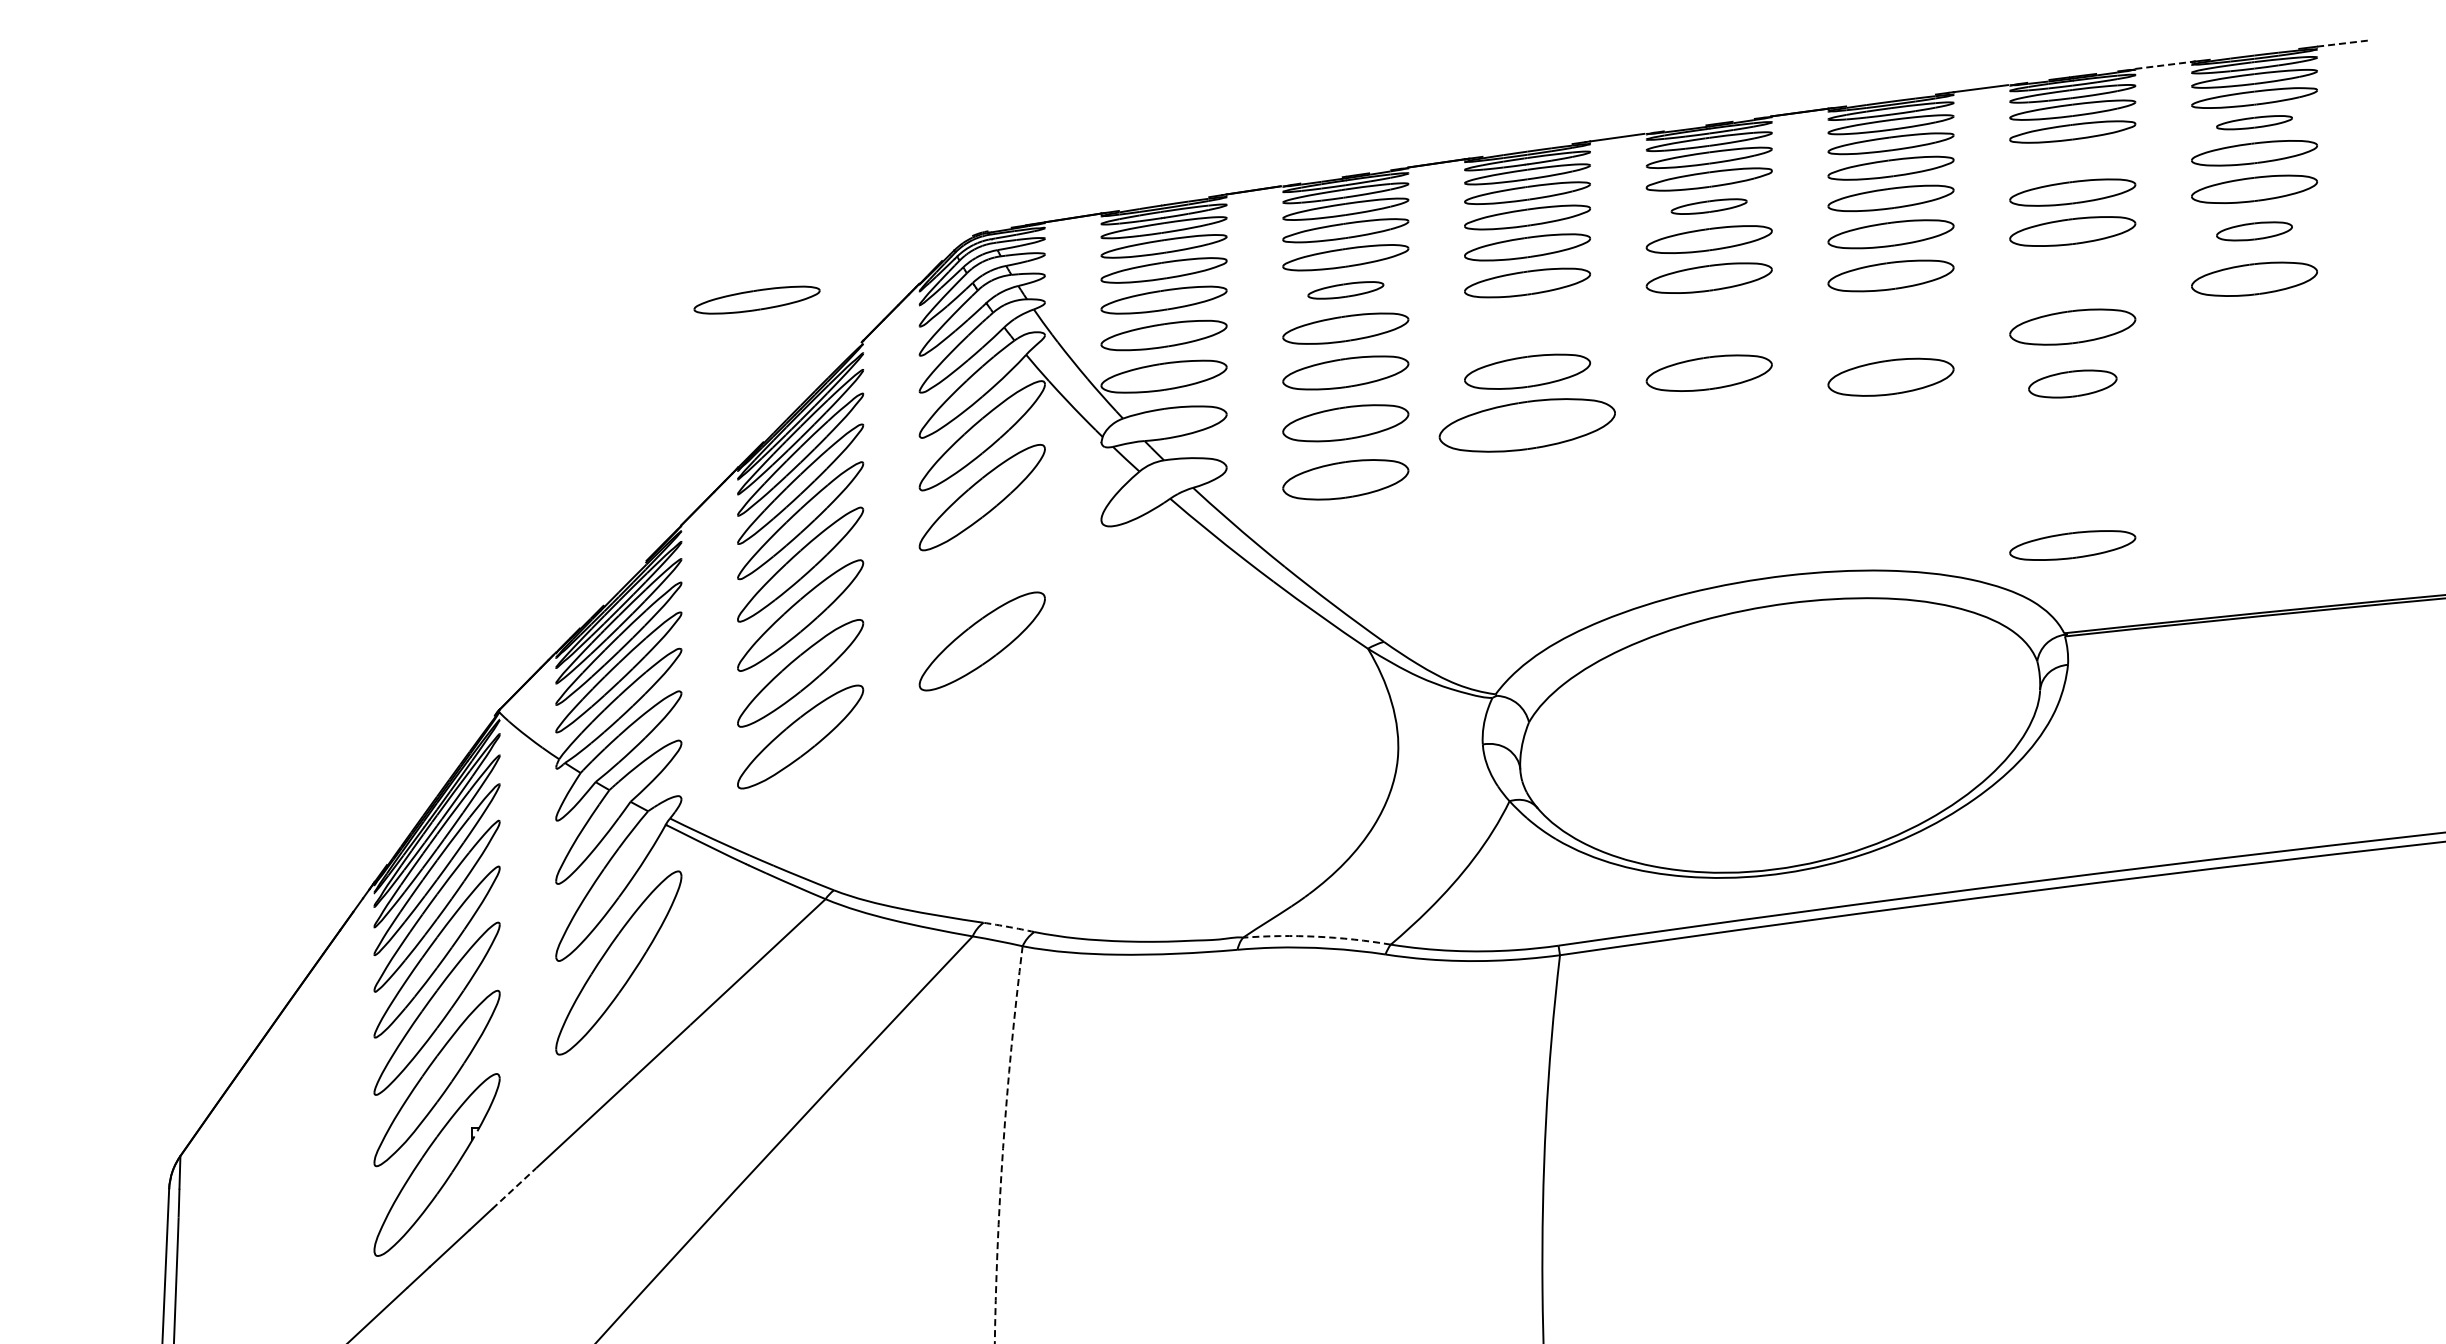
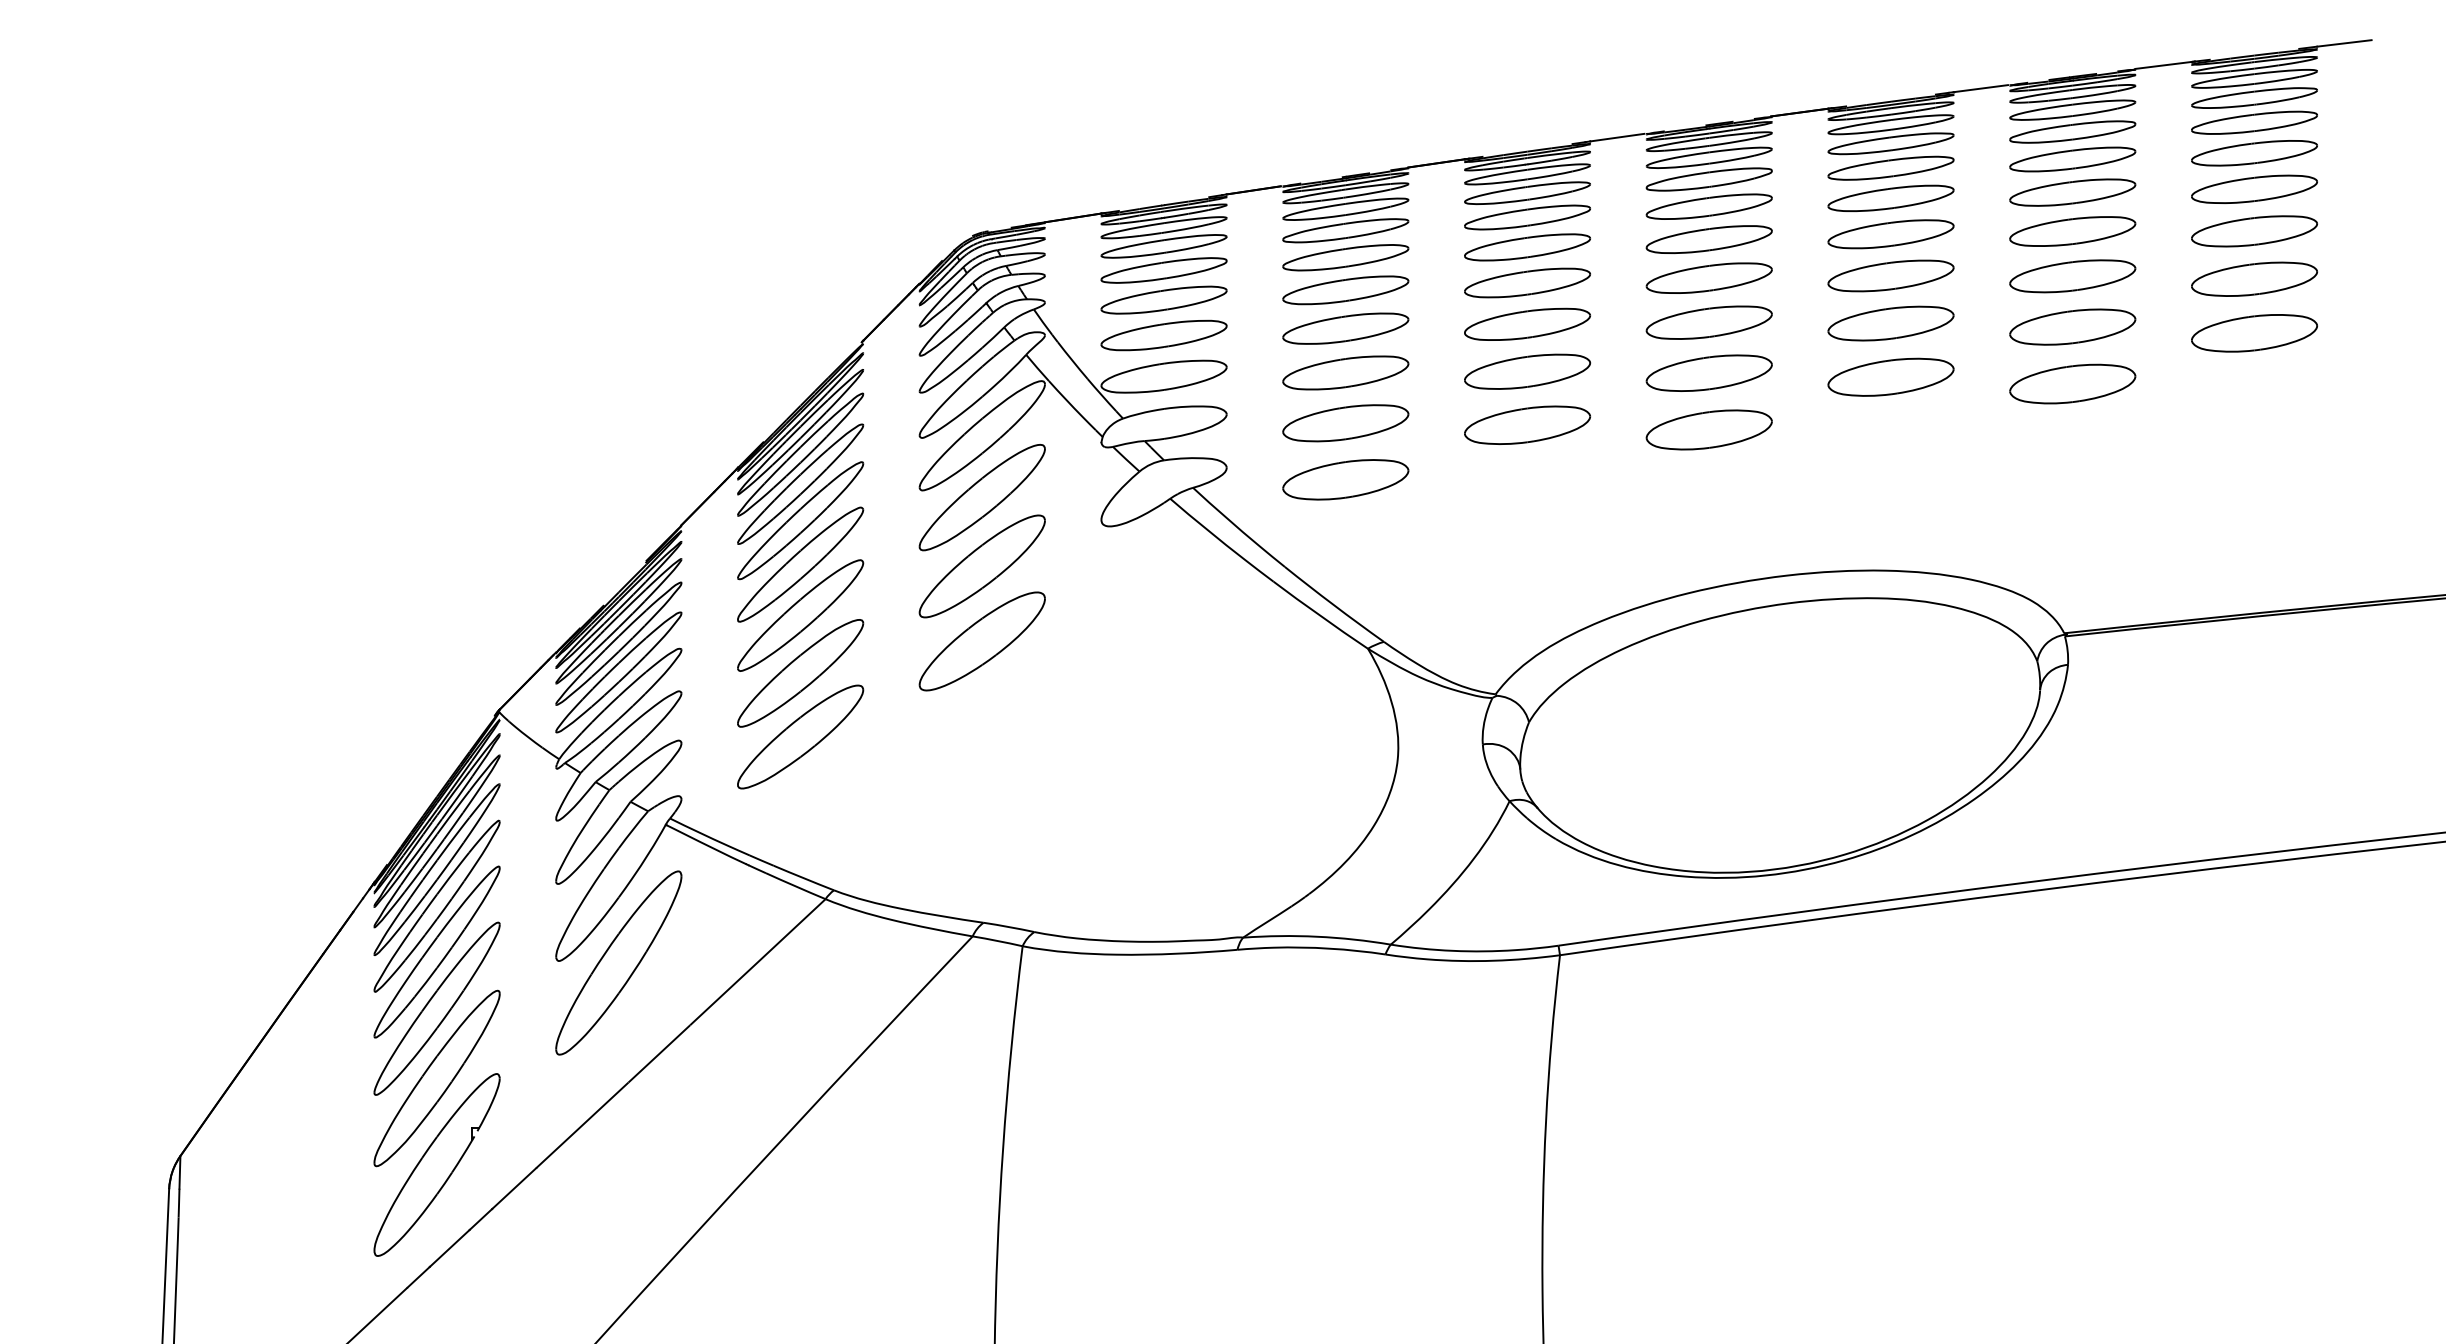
line: dashed -> solid (2344, 43)
line: dashed -> solid (2164, 65)
part size: 77x16 px -> 127x25 px (2254, 122)
part: none -> present (2072, 159)
part size: 78x17 px -> 128x27 px (1708, 206)
part size: 77x21 px -> 127x33 px (2254, 231)
part: none -> present (2072, 276)
part size: 78x19 px -> 128x31 px (1345, 290)
part: present -> none (756, 299)
part: none -> present (1708, 322)
part: none -> present (1527, 323)
part: none -> present (1890, 323)
part: none -> present (2254, 333)
part size: 90x30 px -> 128x42 px (2072, 383)
part size: 178x55 px -> 128x40 px (1527, 424)
part: none -> present (1708, 429)
part: present -> none (2072, 545)
part: none -> present (981, 566)
arc: dashed -> solid (1009, 927)
arc: dashed -> solid (1317, 936)
arc: dashed -> solid (1003, 1145)
line: dashed -> solid (514, 1188)
